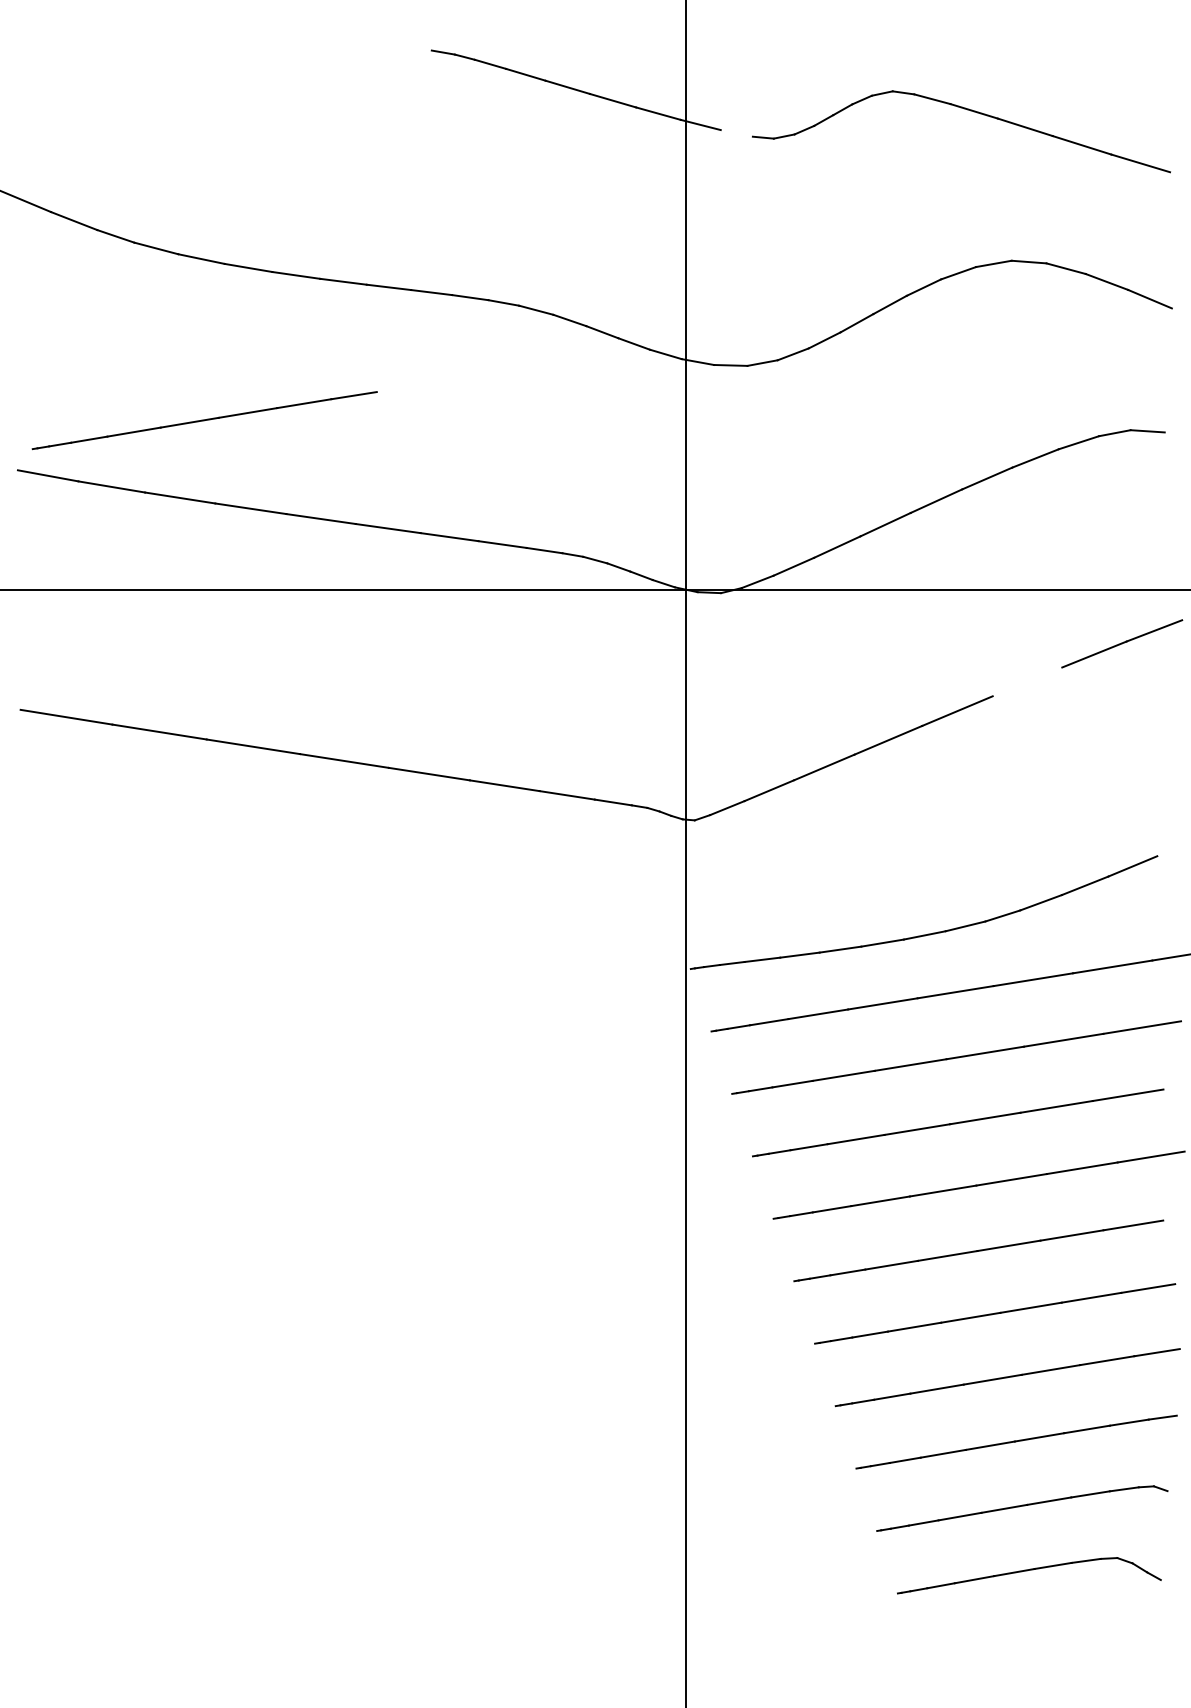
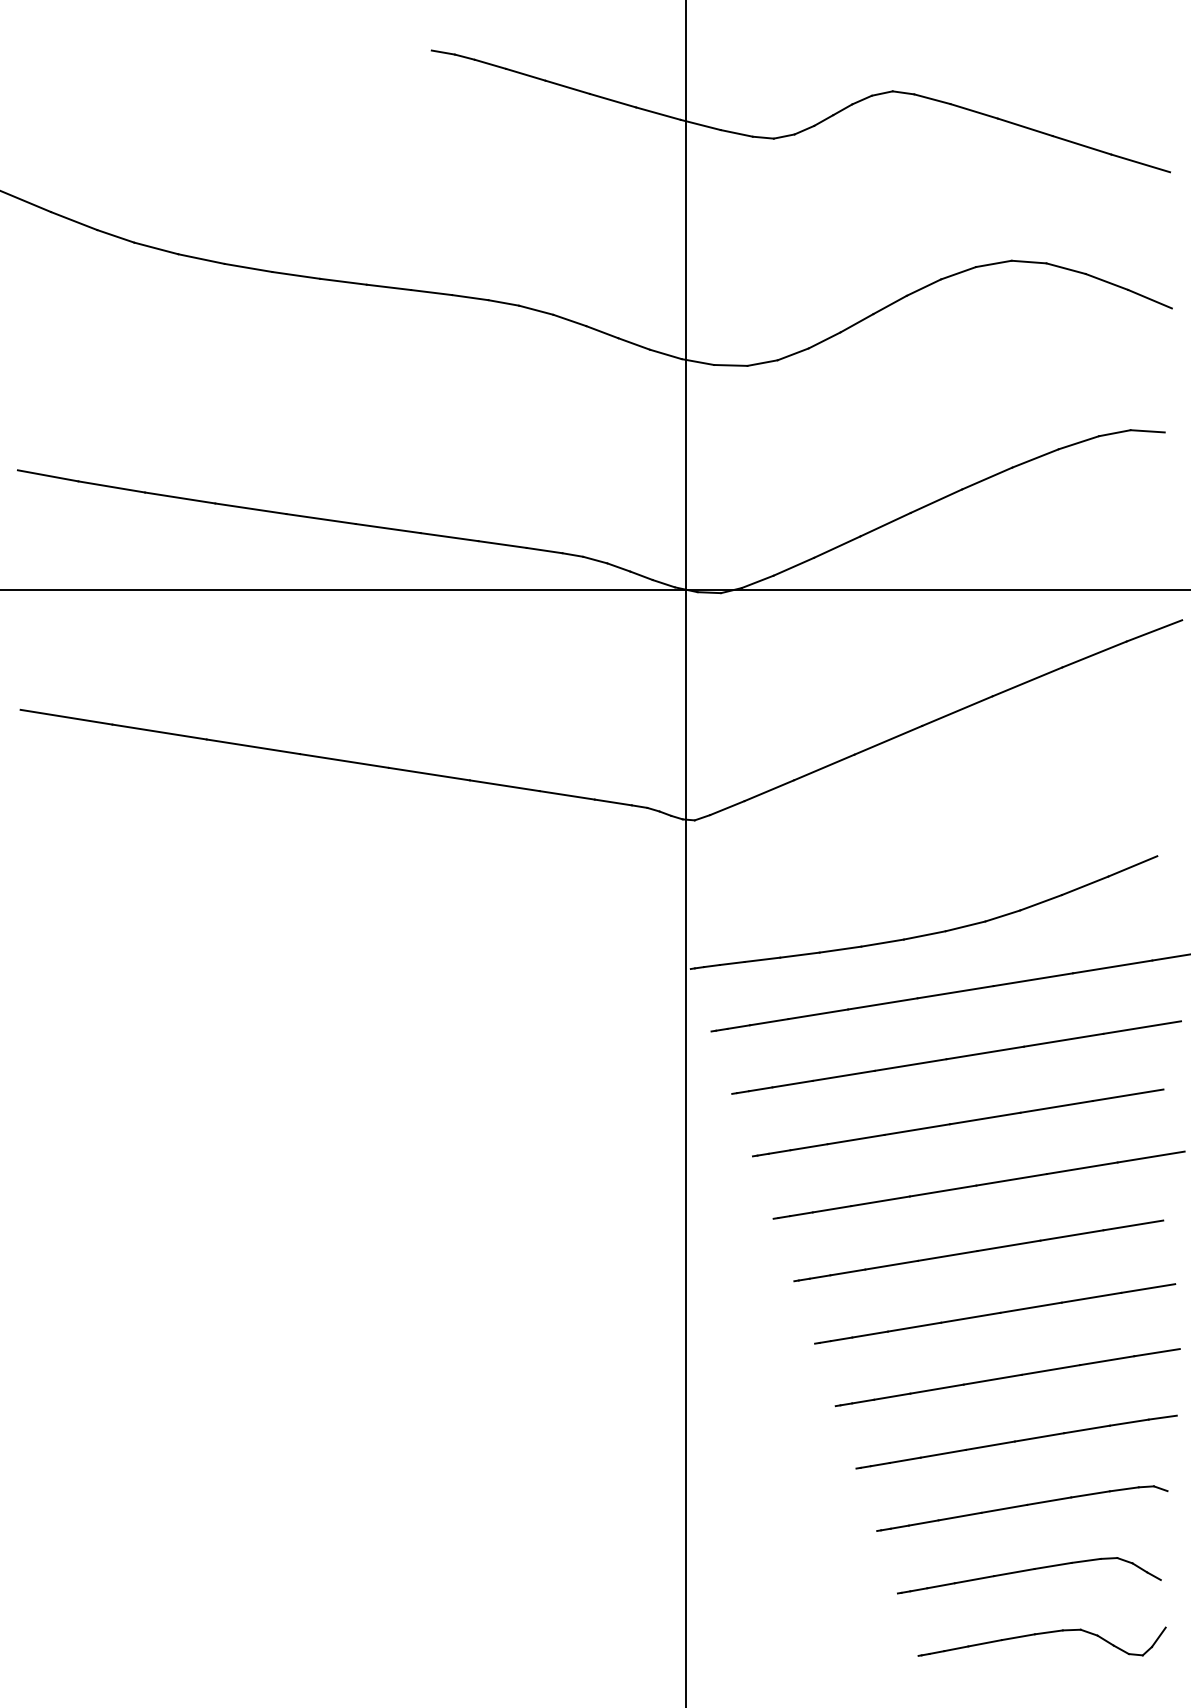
line: none -> present (736, 133)
line: present -> none (204, 420)
line: none -> present (1027, 681)
part: none -> present (1041, 1634)
